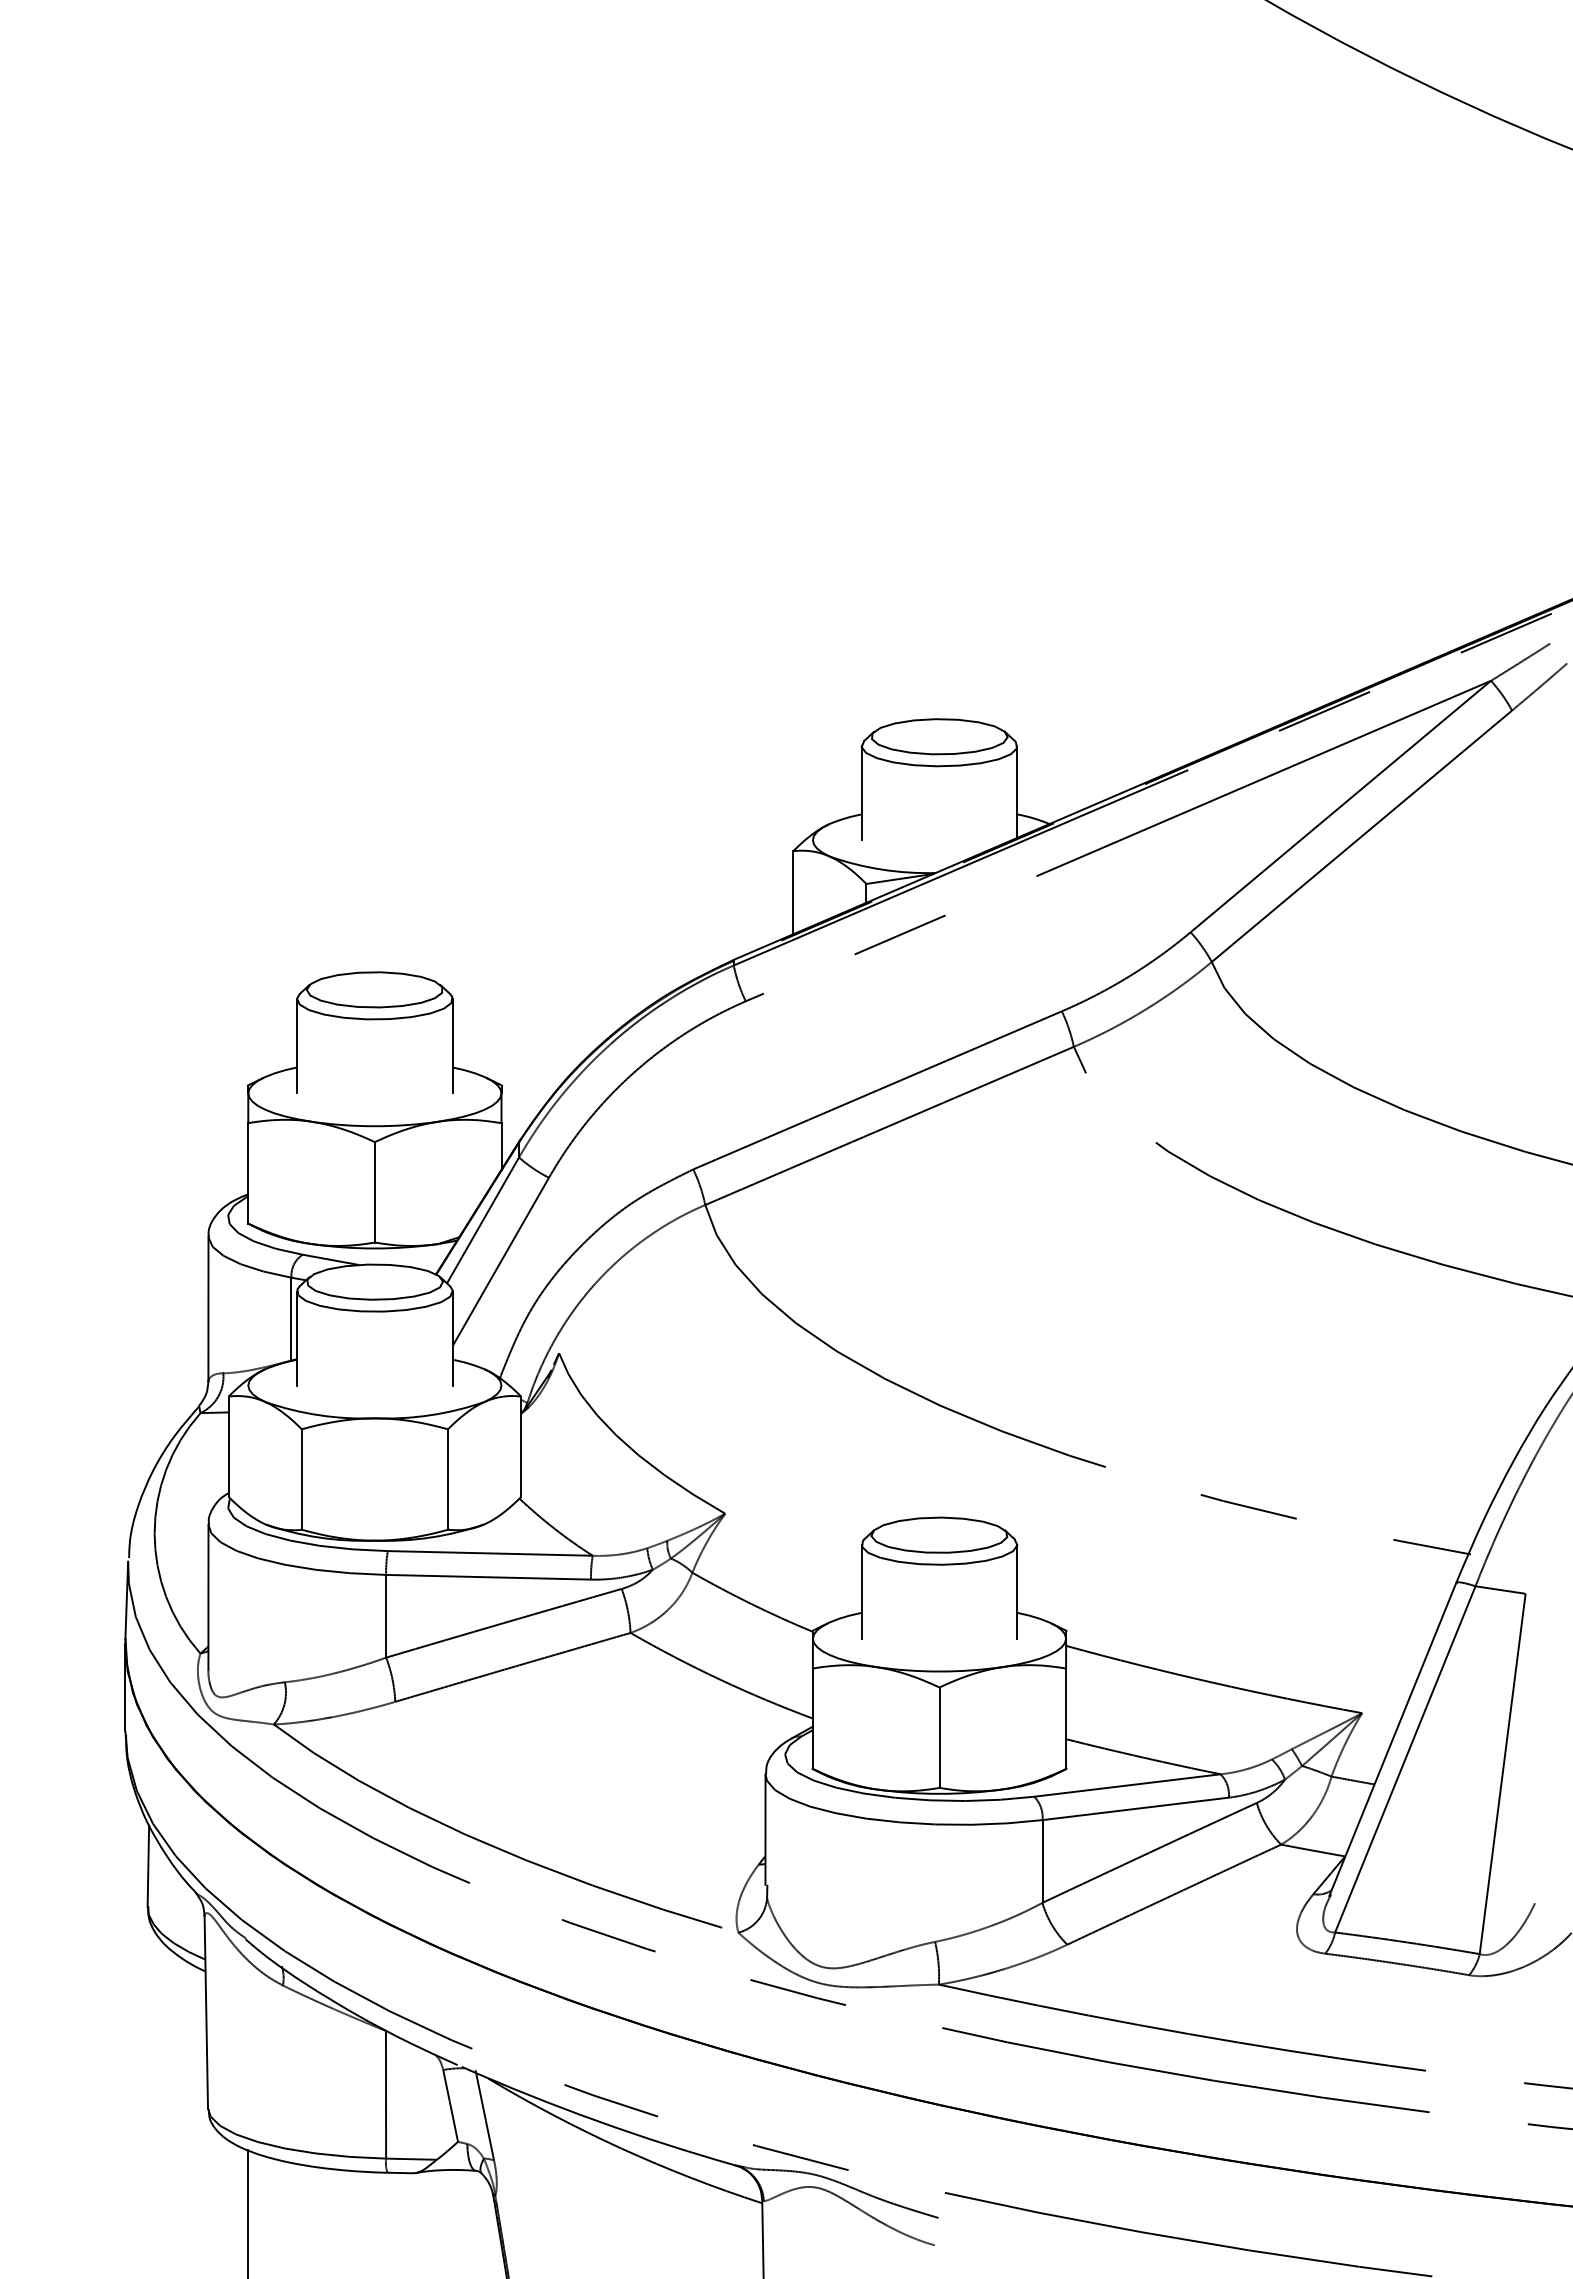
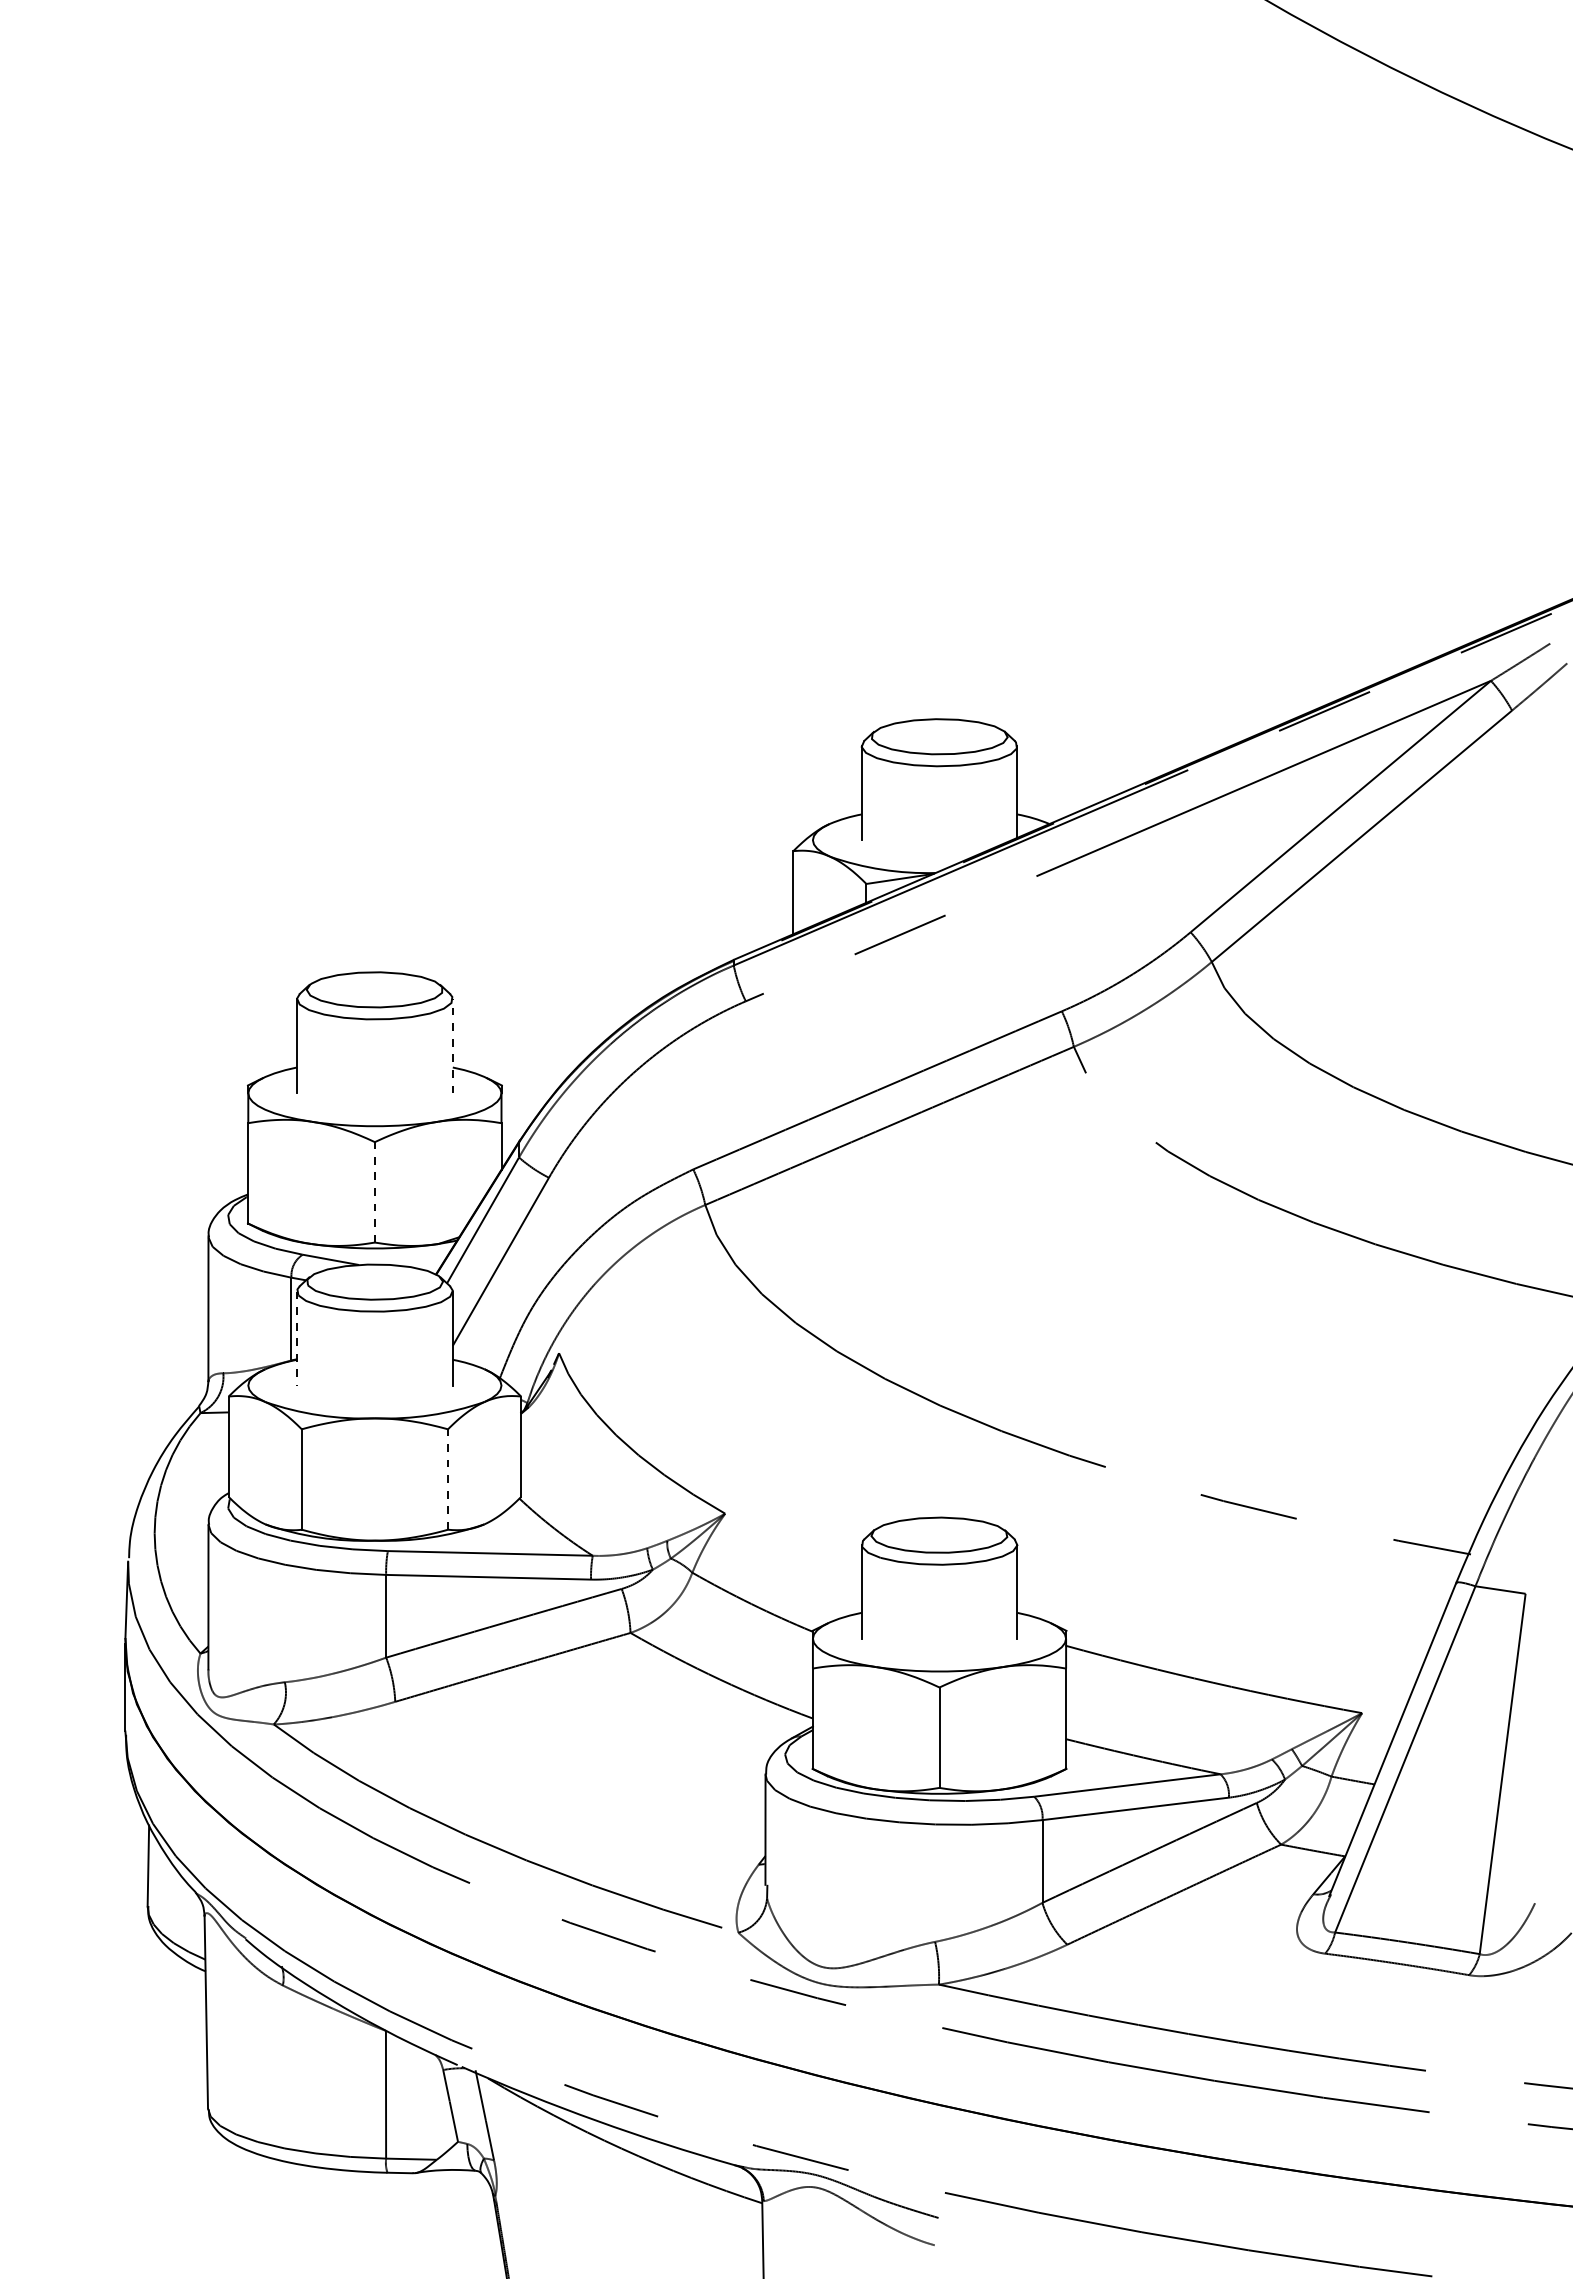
line: solid -> dashed (452, 1045)
line: solid -> dashed (374, 1191)
line: solid -> dashed (296, 1339)
line: solid -> dashed (448, 1479)
line: present -> none (248, 2212)
